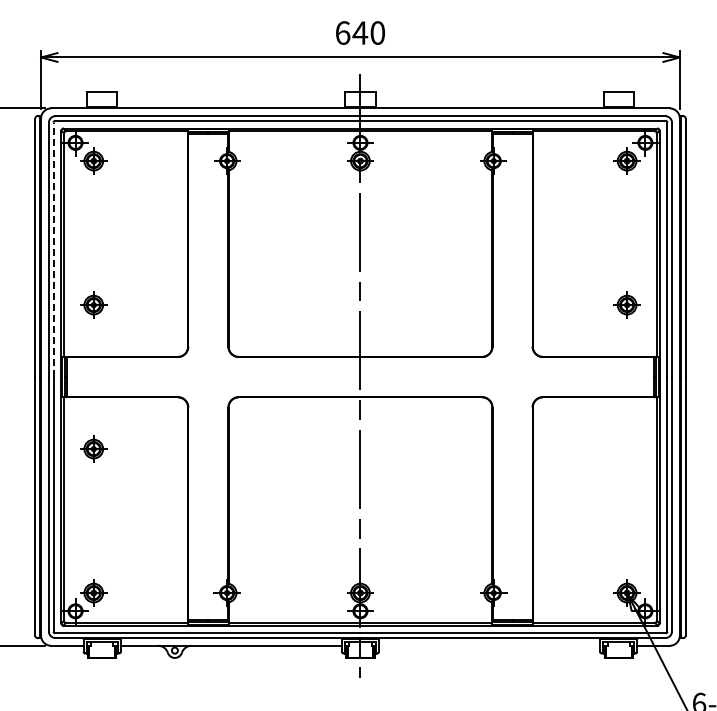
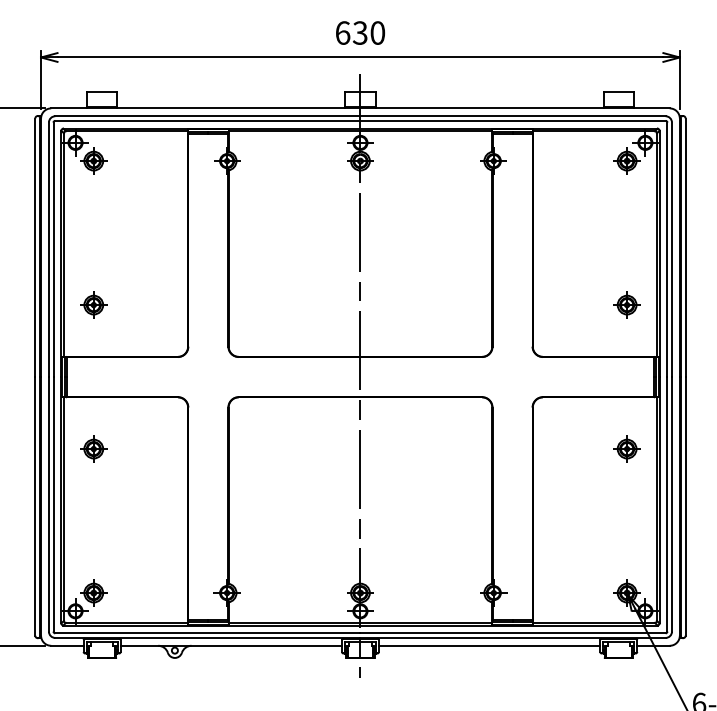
text: 640 -> 630 (360, 32)
line: dashed -> solid (53, 249)
part: none -> present (626, 448)
line: none -> present (489, 645)
